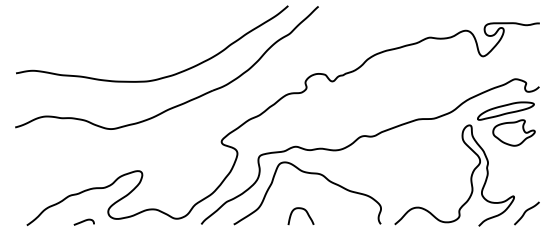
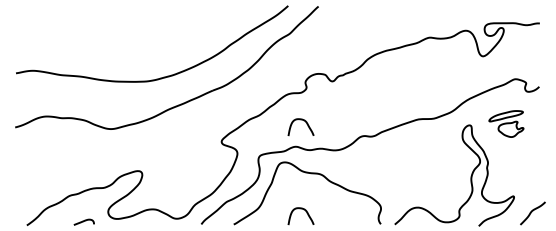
curve: none -> present (300, 120)
part size: 59x46 px -> 37x28 px (506, 123)
curve position: (526, 212) -> (532, 212) (532, 212)
